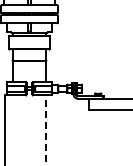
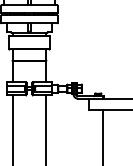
line position: (4, 128) -> (12, 128) (12, 128)
line: dashed -> solid (46, 130)
line: none -> present (102, 135)
